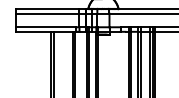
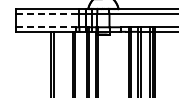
line: solid -> dashed (47, 13)
line: solid -> dashed (46, 27)
